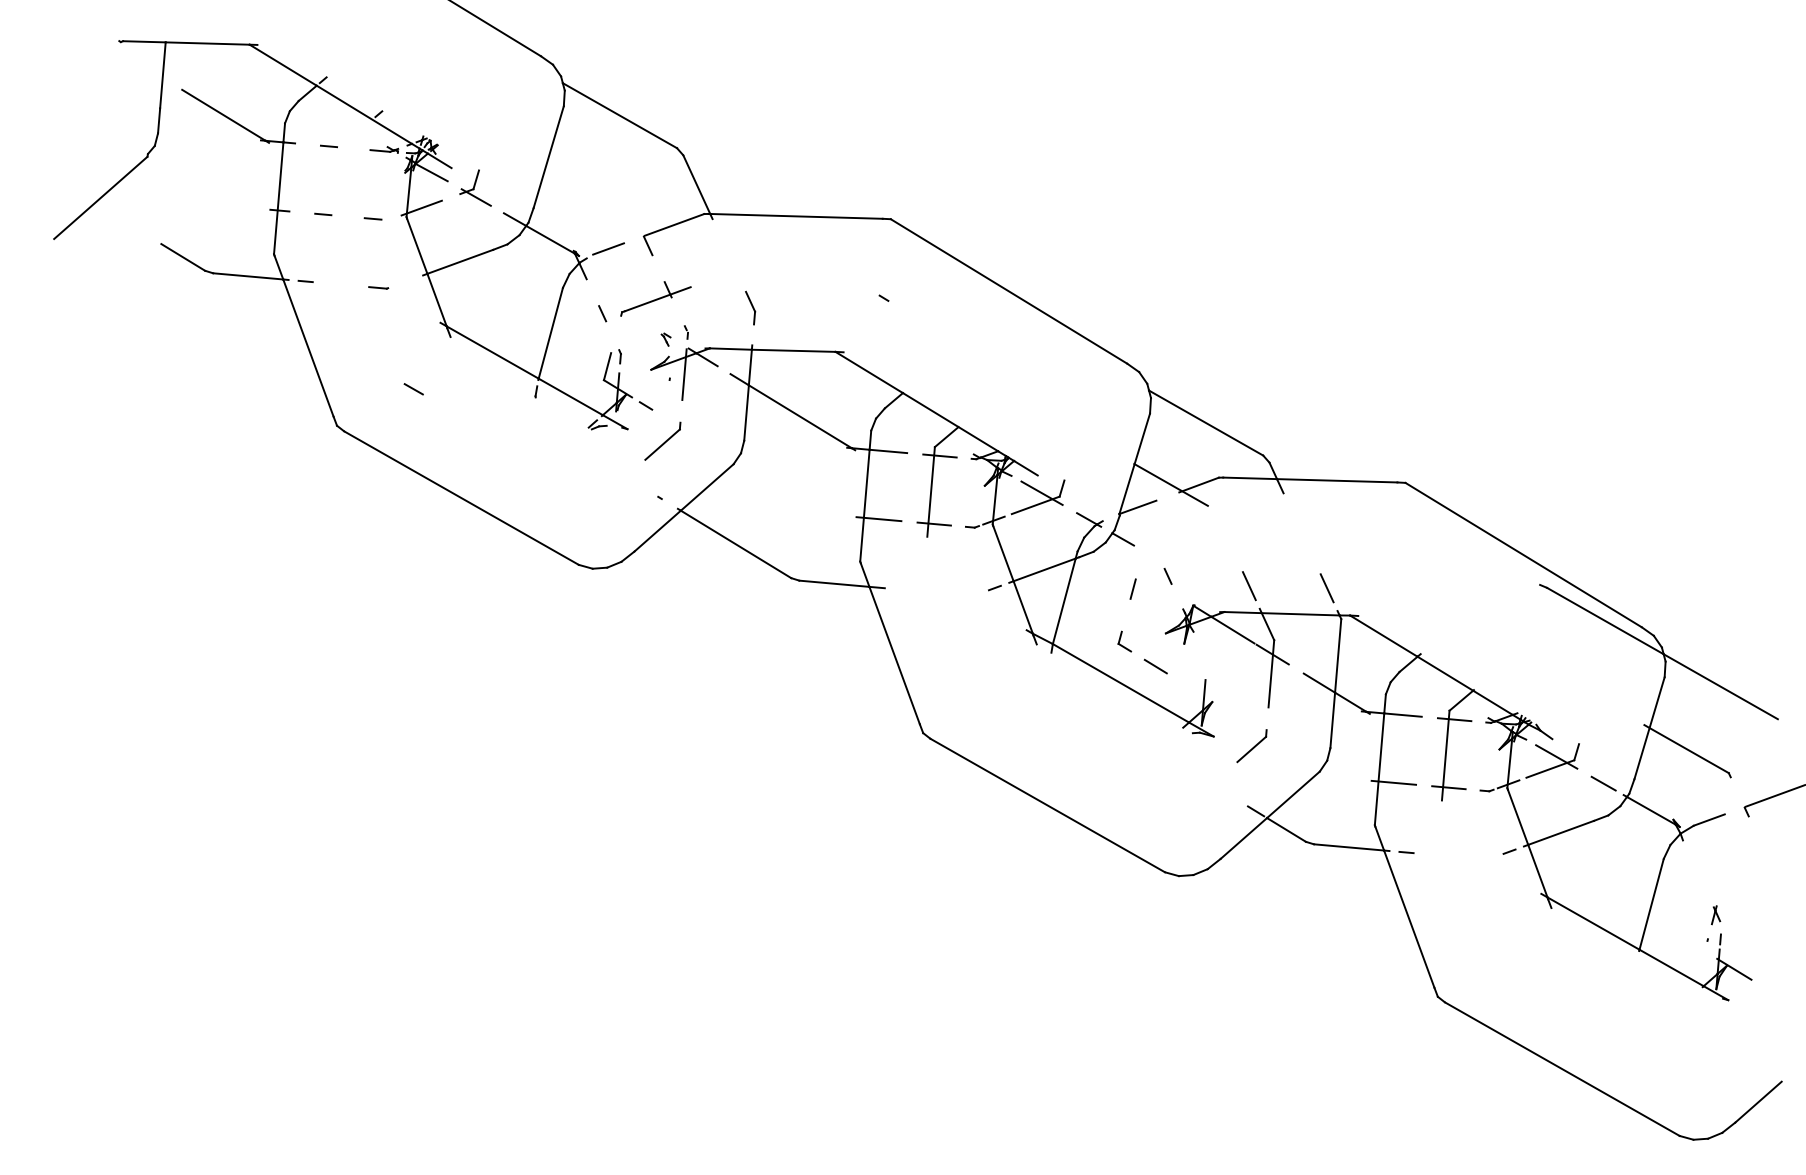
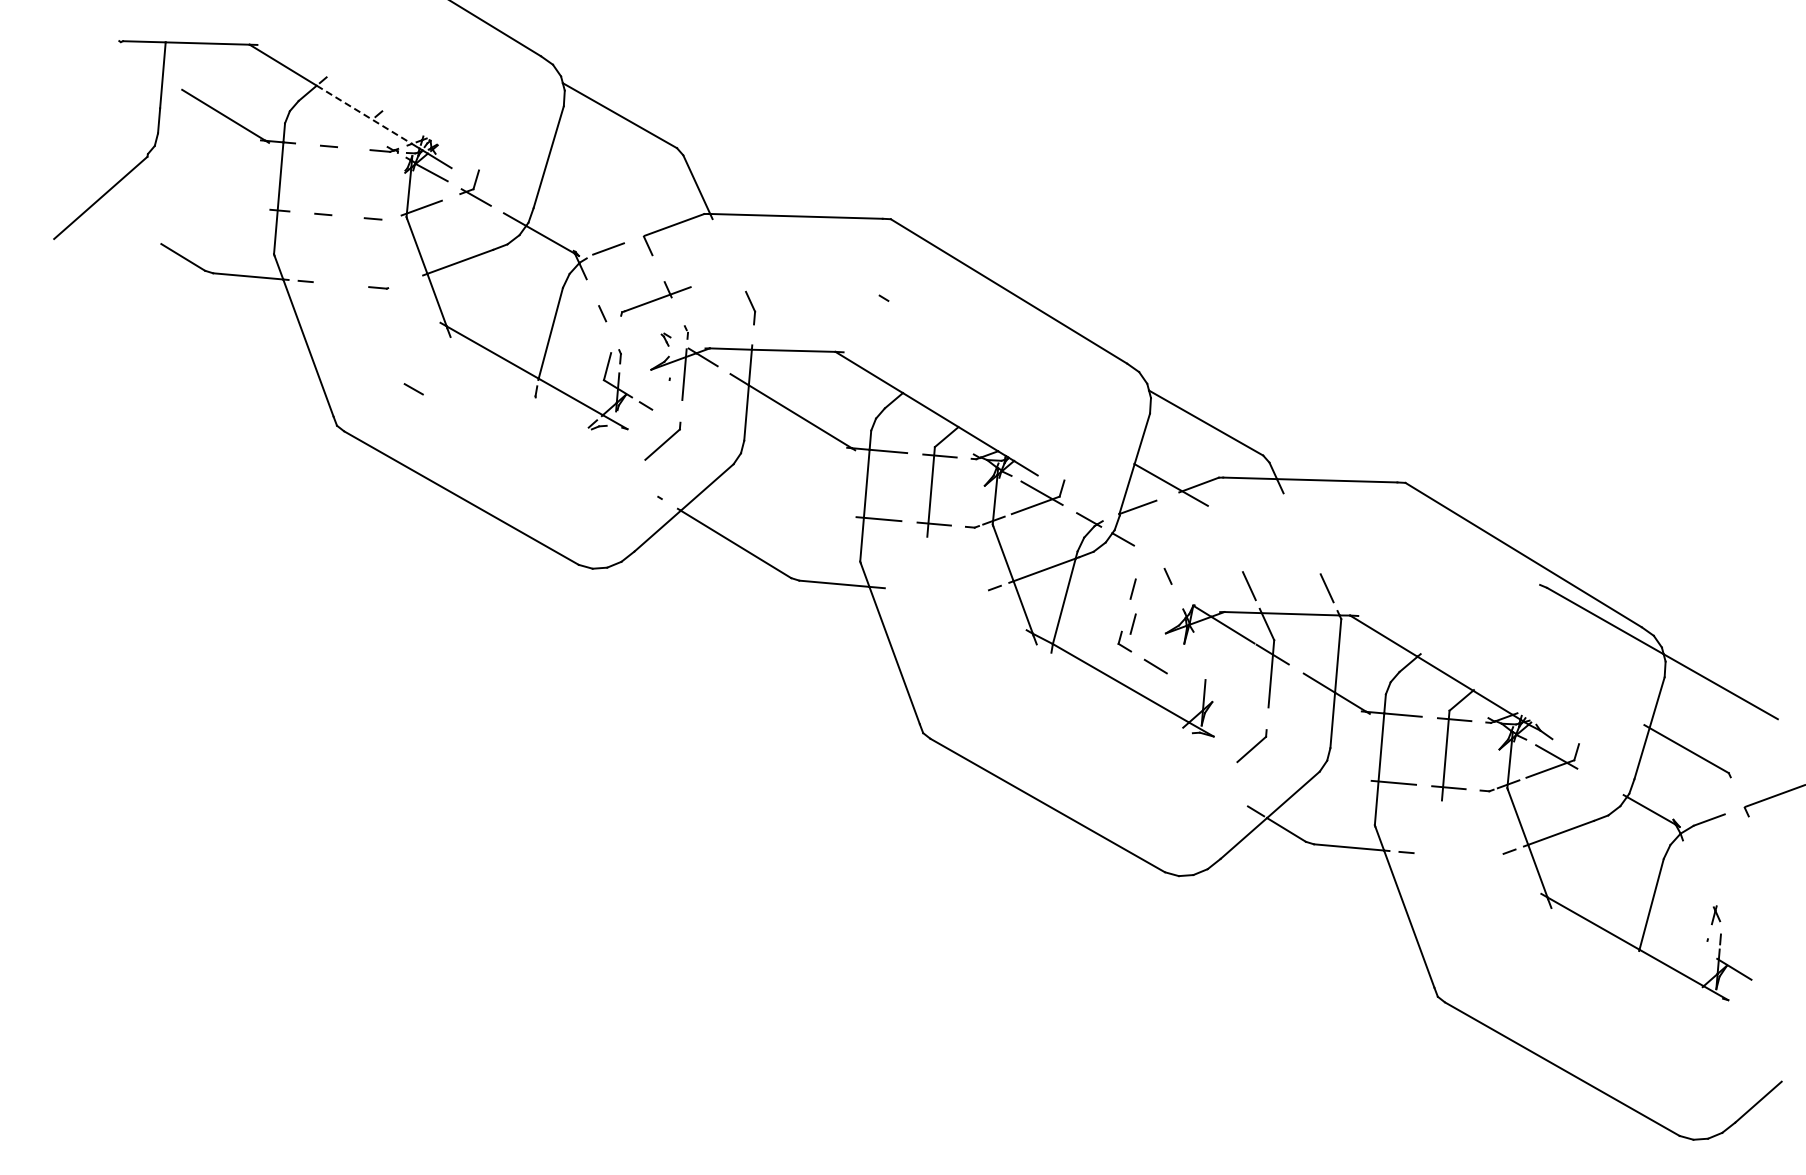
line: solid -> dashed (364, 114)
line: none -> present (1132, 623)
line: present -> none (1603, 783)
